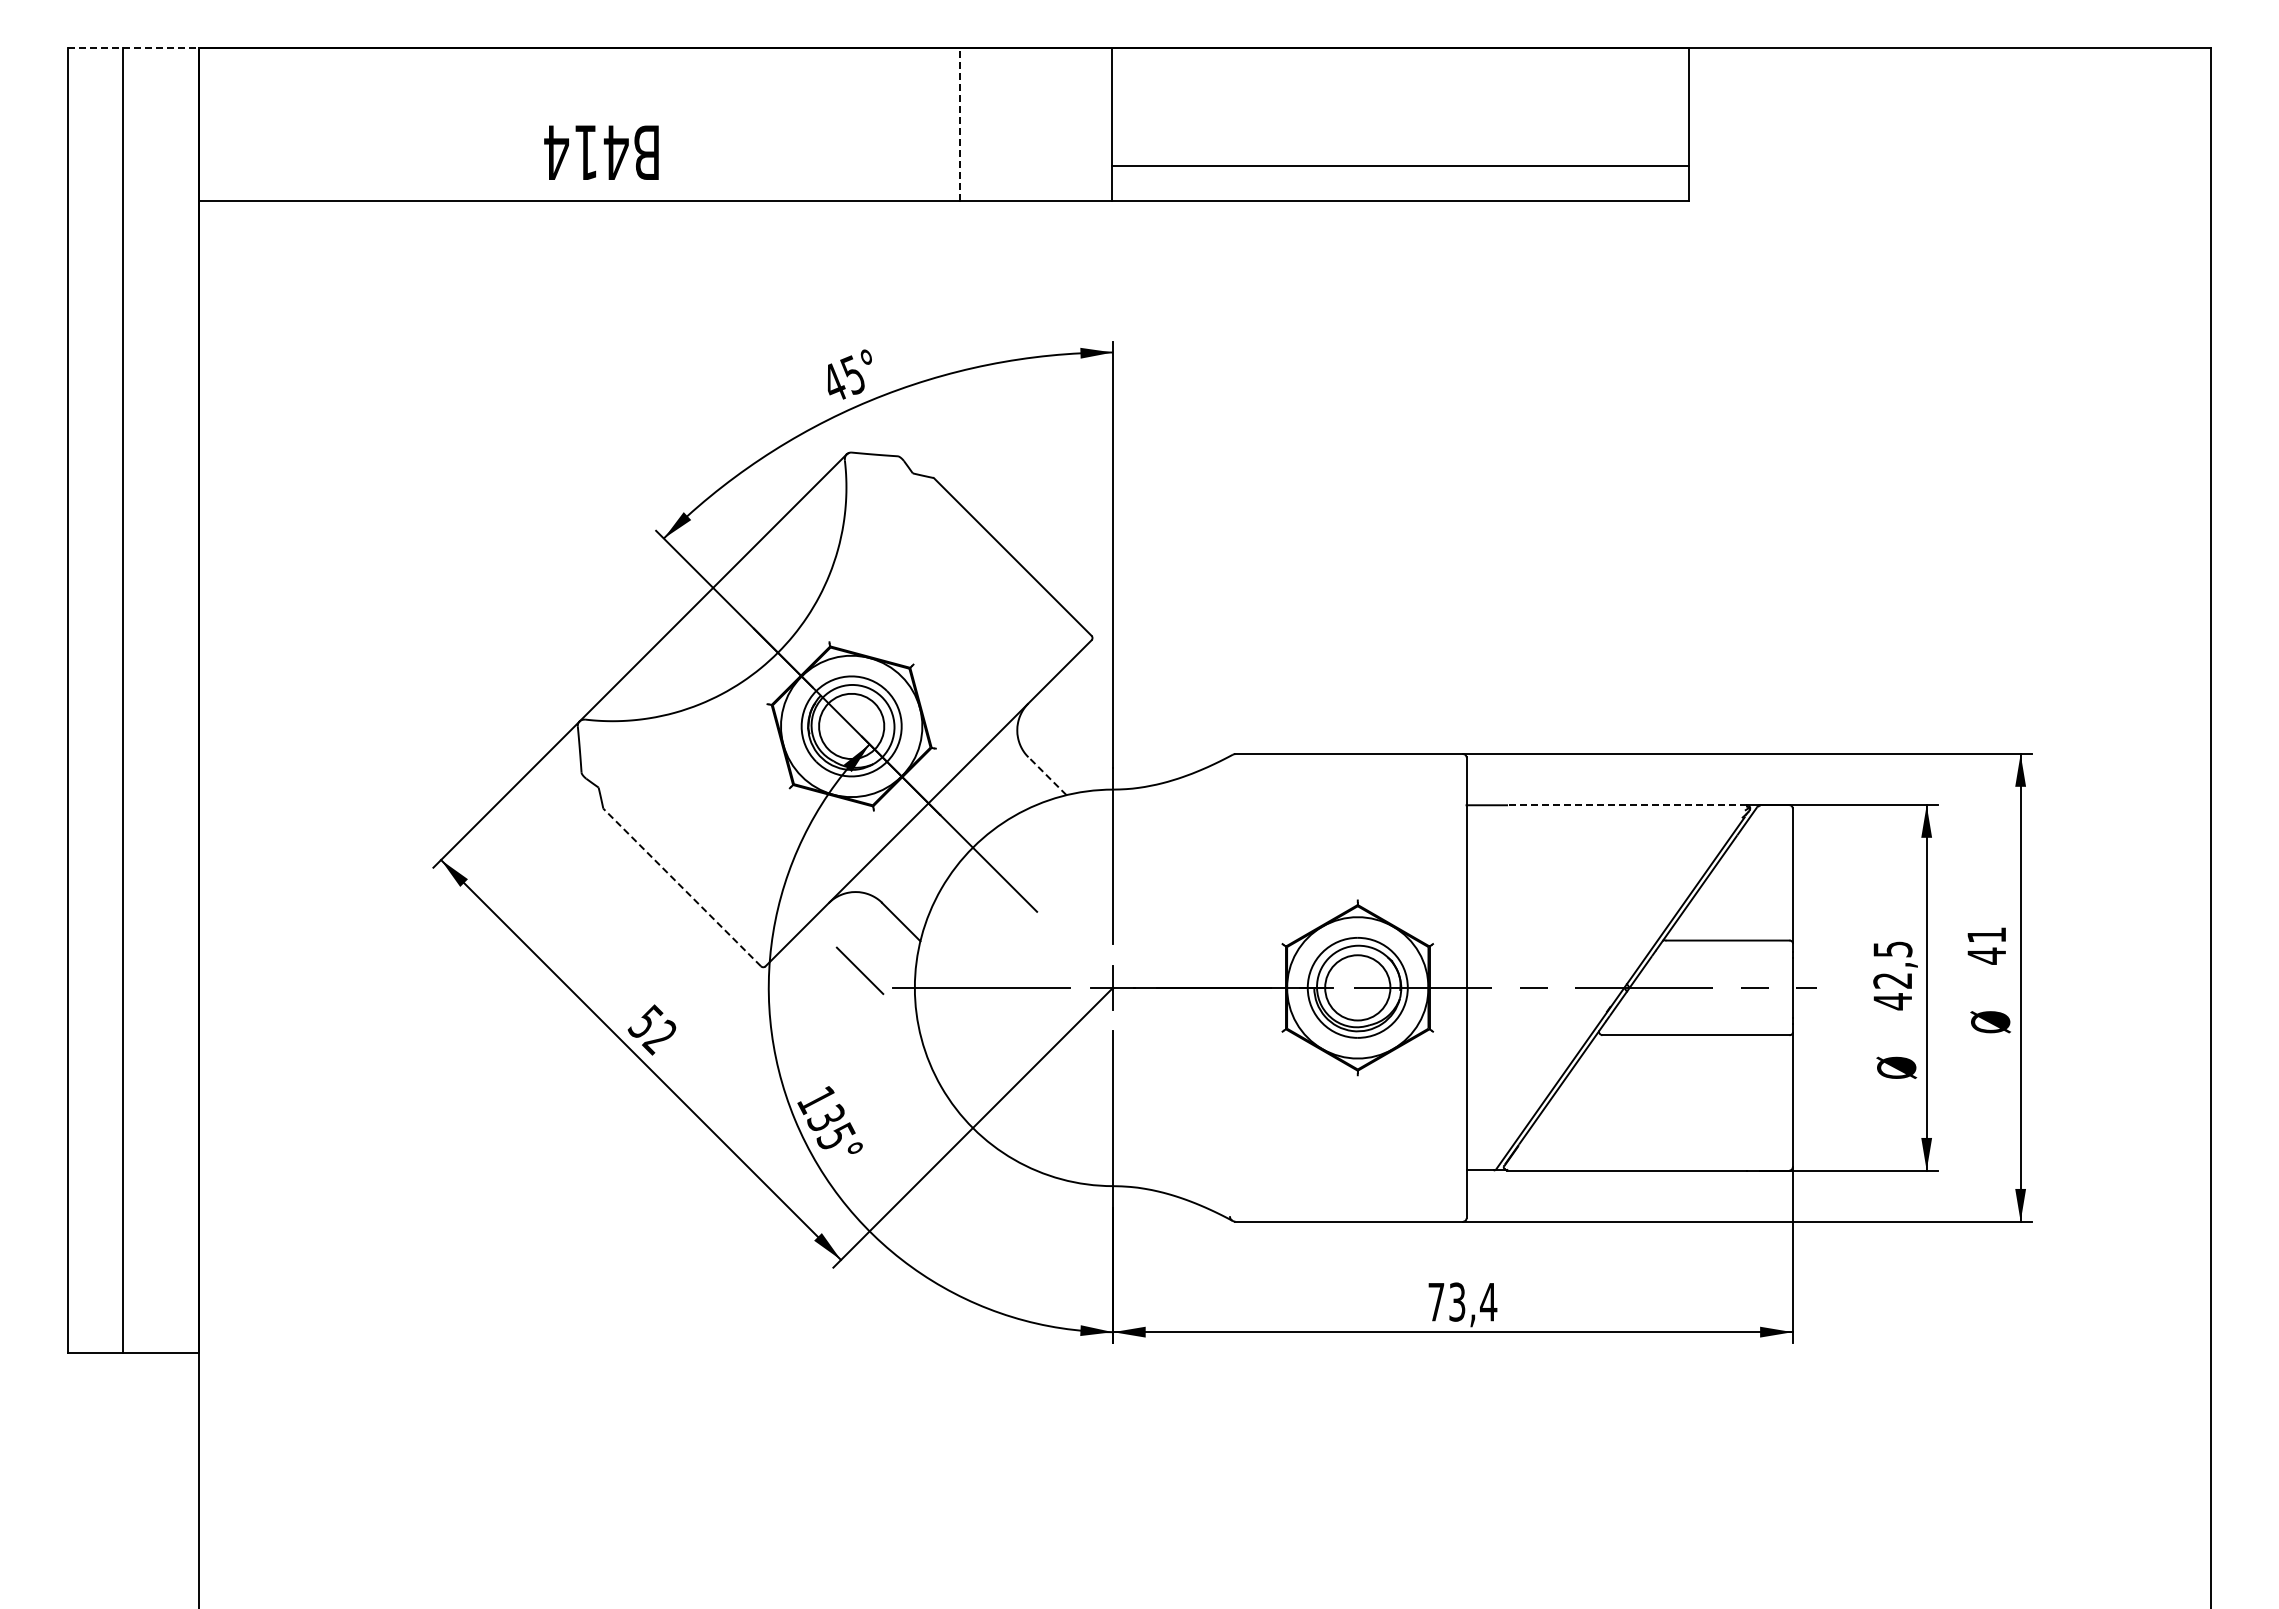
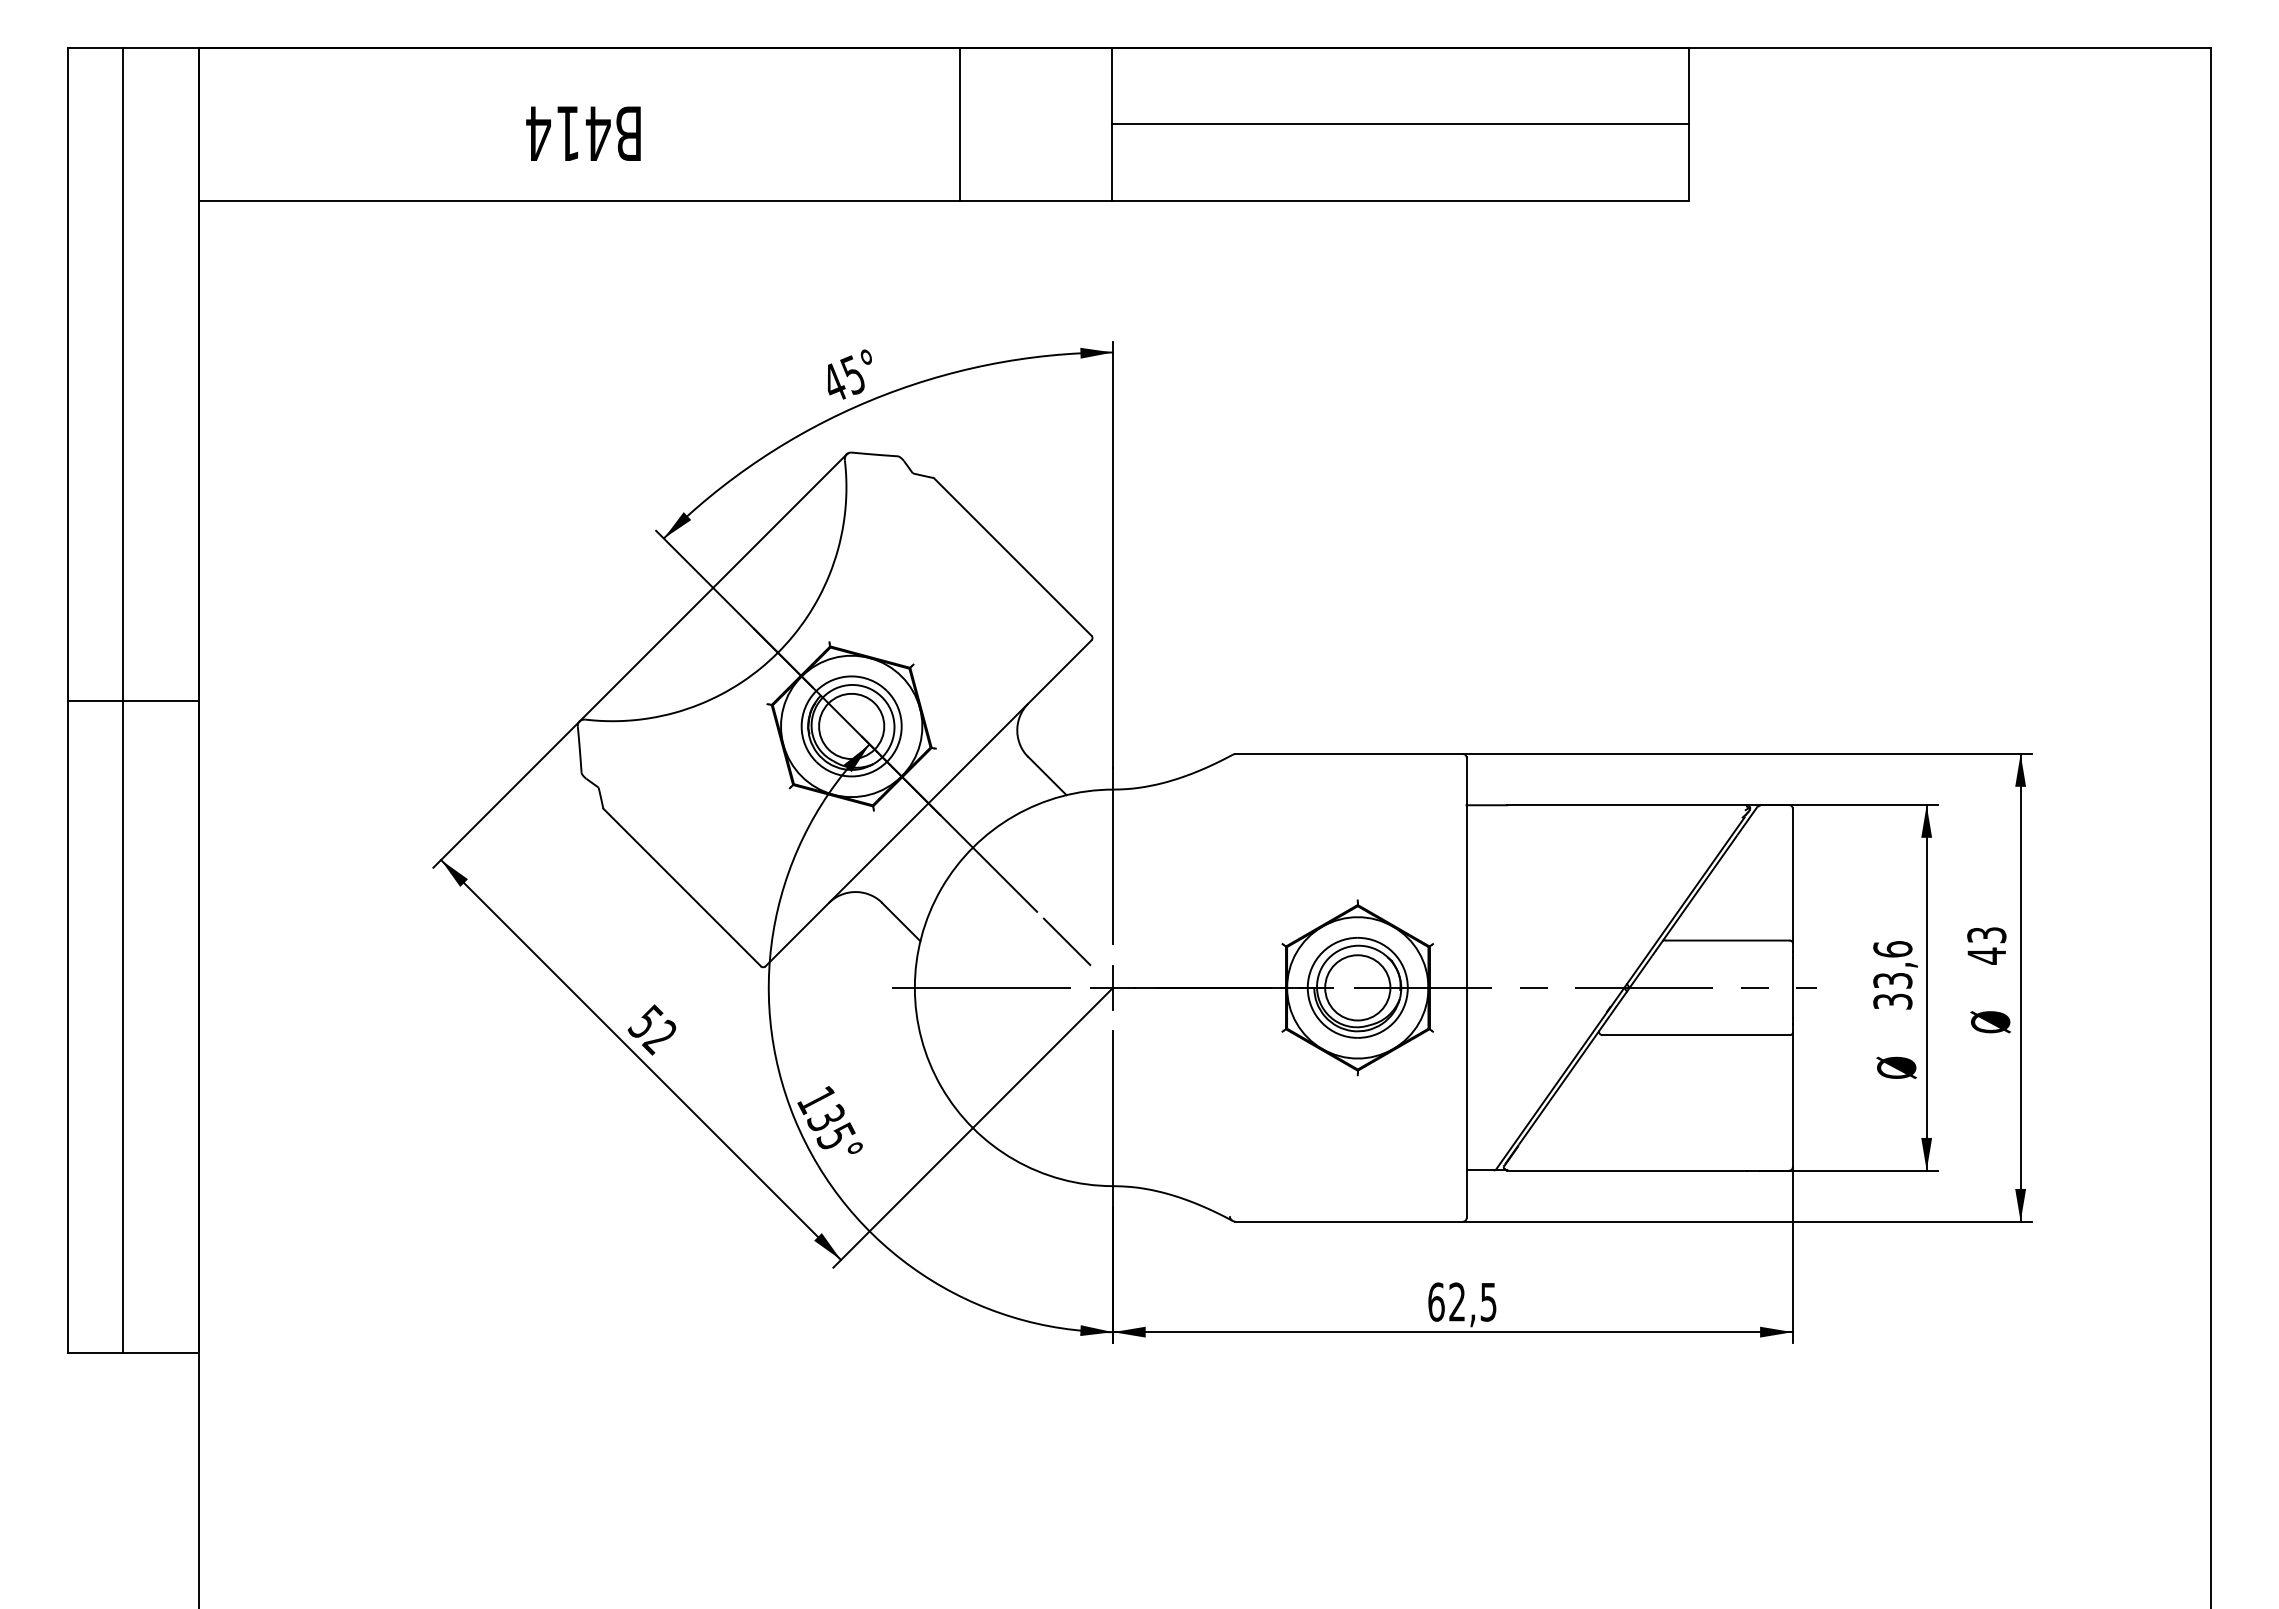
line: dashed -> solid (134, 48)
line: dashed -> solid (960, 123)
text position: (601, 152) -> (583, 133) (583, 133)
line position: (1400, 166) -> (1400, 124) (1400, 124)
line: none -> present (133, 700)
line: dashed -> solid (1046, 775)
line: dashed -> solid (1627, 805)
line: dashed -> solid (682, 887)
text: 41 -> 43 (1986, 935)
line position: (859, 970) -> (1066, 941) (1066, 941)
text: 42,5 -> 33,6 (1892, 975)
text: 73,4 -> 62,5 (1462, 1301)
